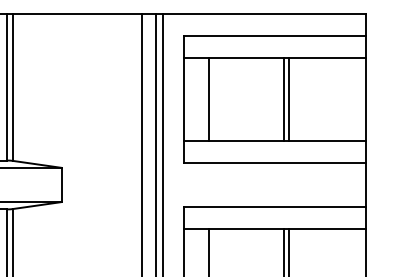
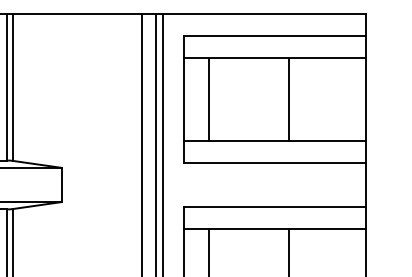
line: present -> none (283, 98)
line: present -> none (283, 250)
